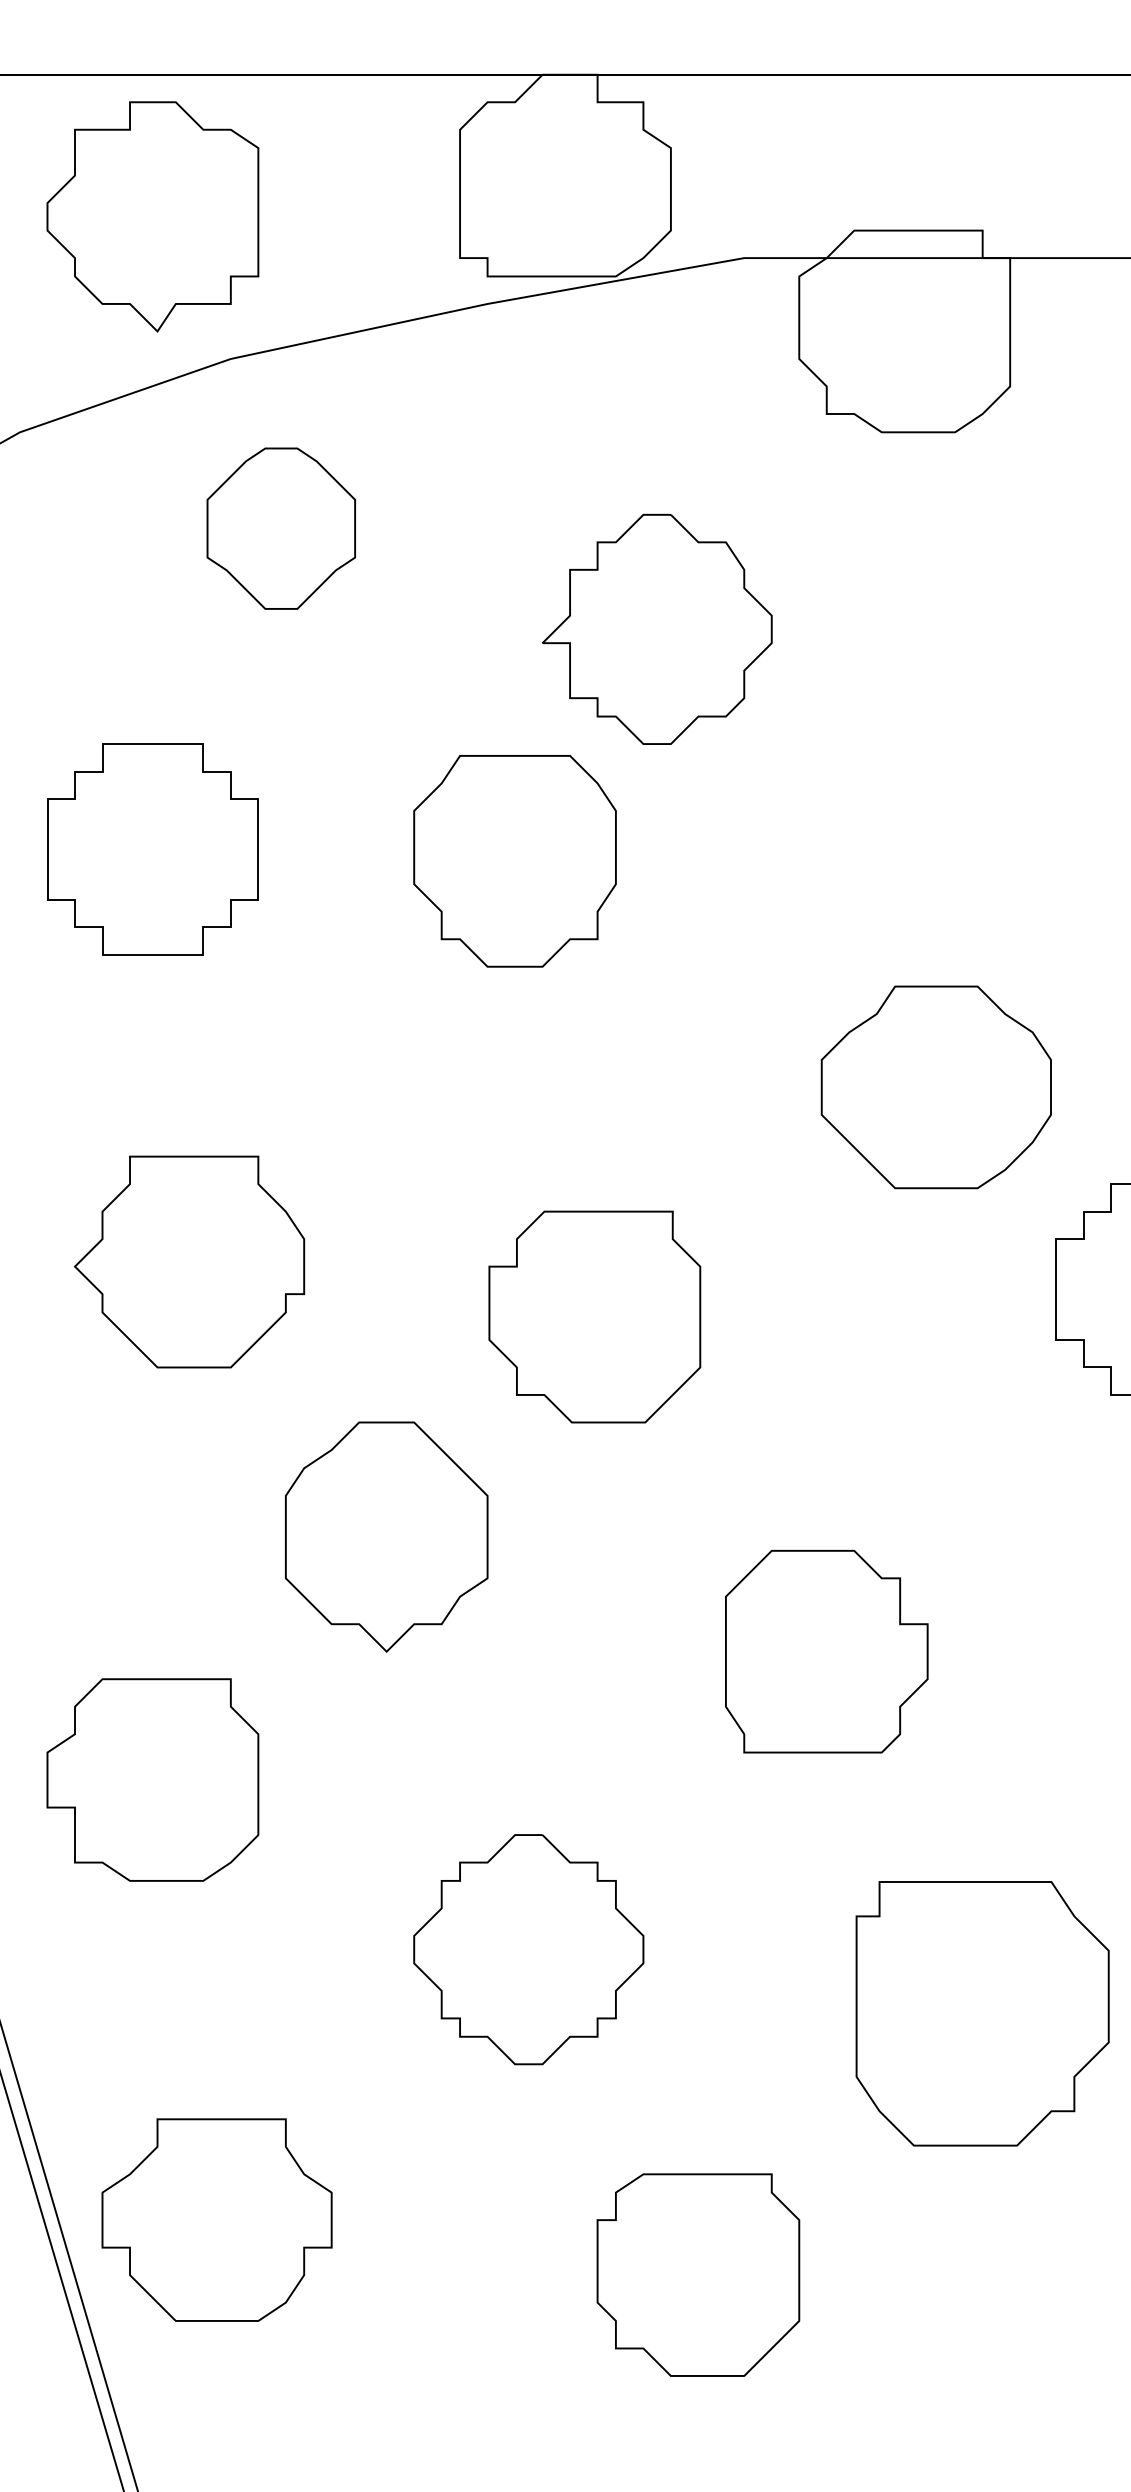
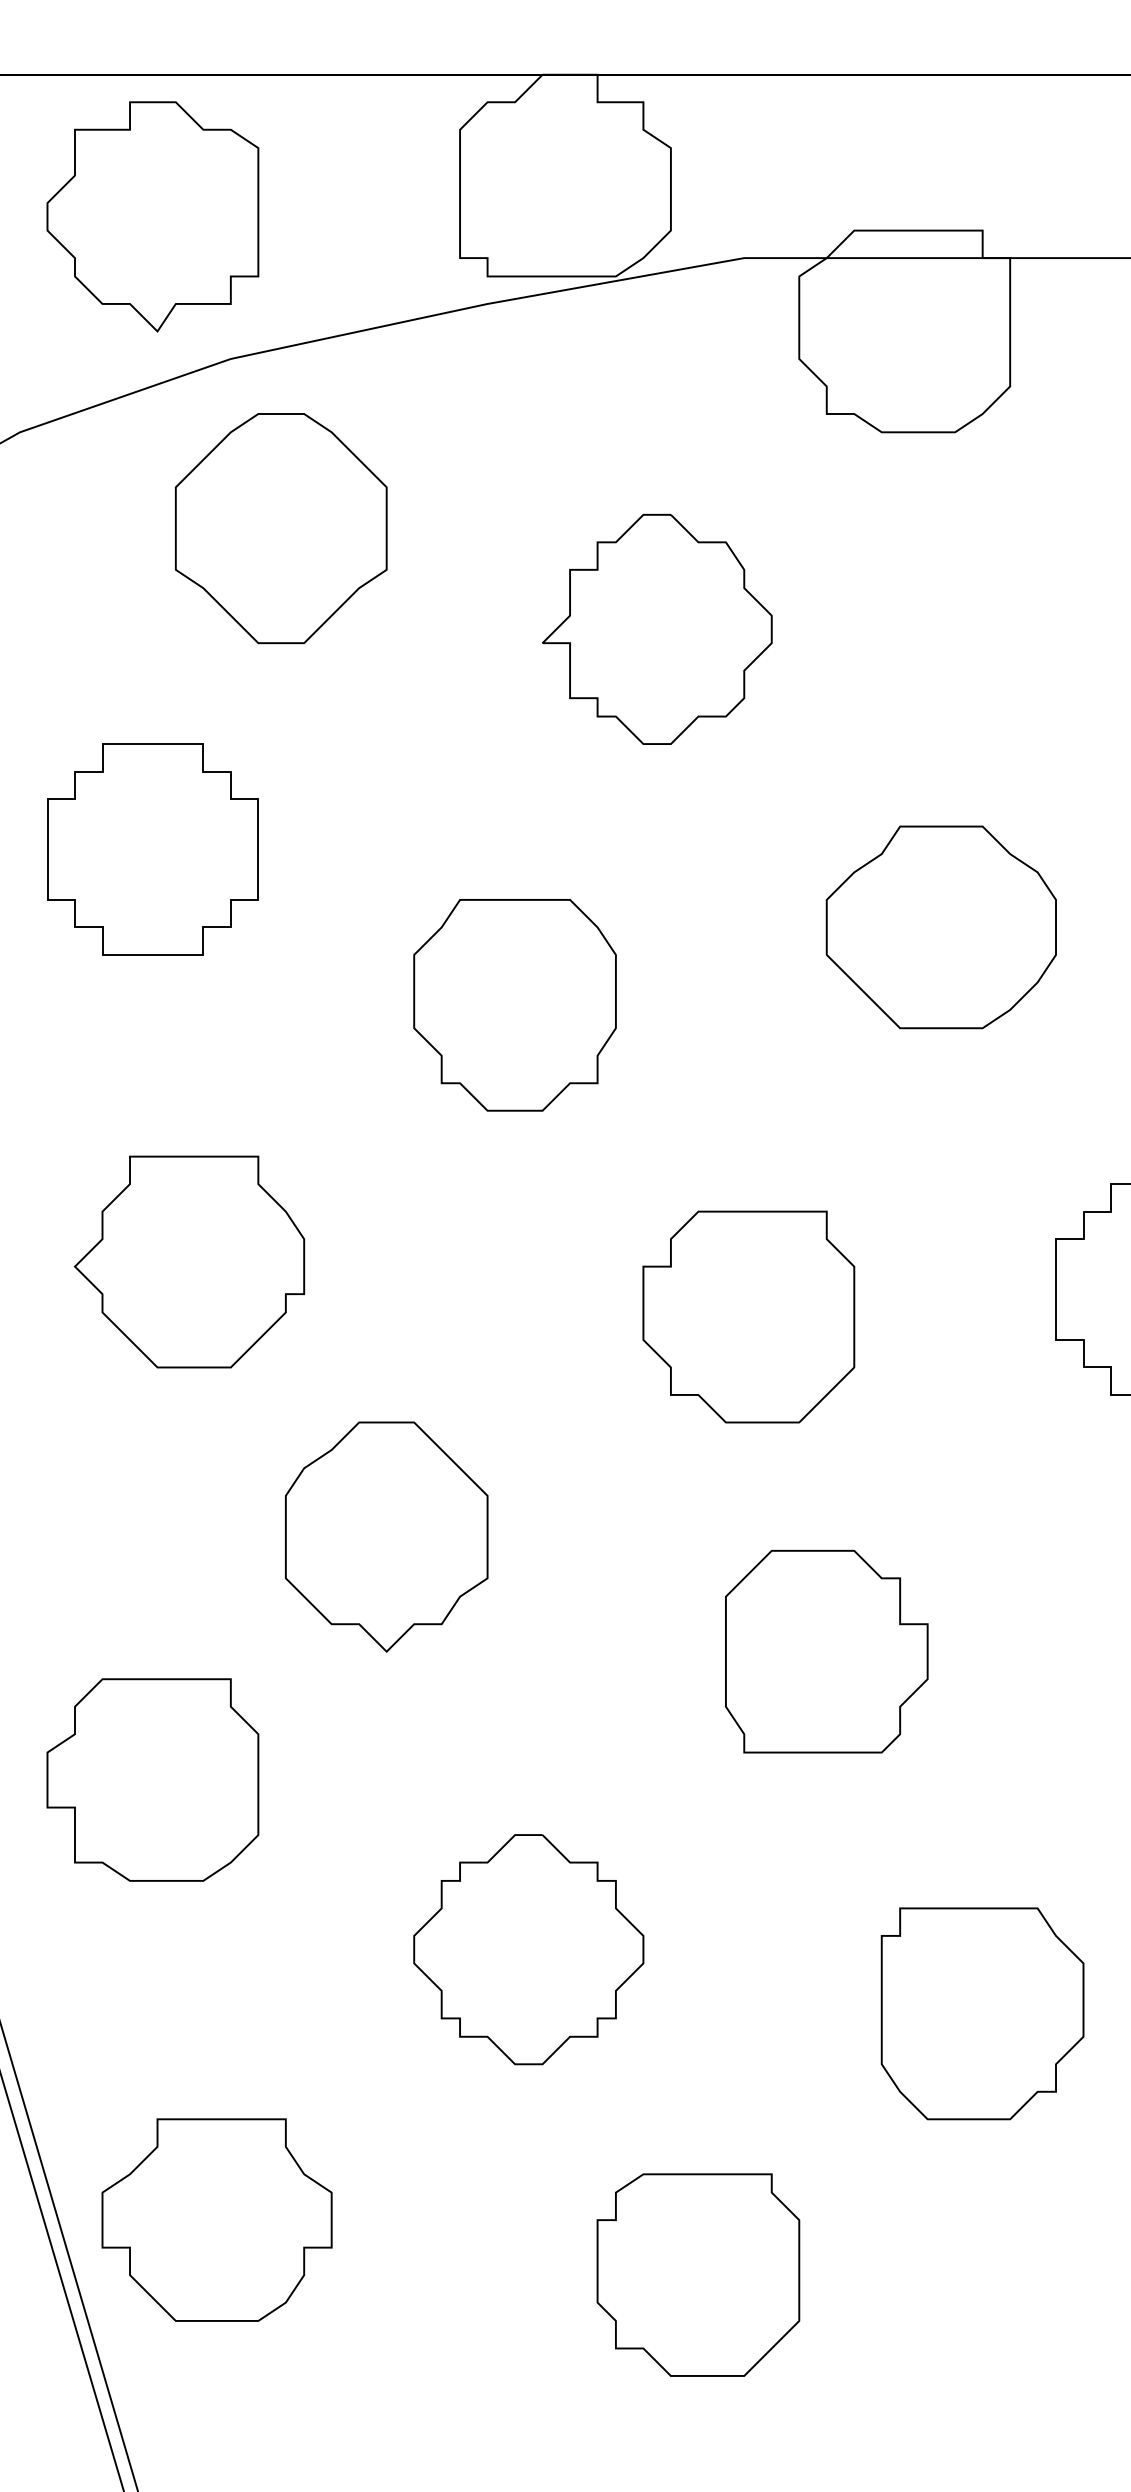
part size: 150x163 px -> 213x232 px (281, 528)
part position: (514, 861) -> (514, 1005) (514, 1005)
part position: (935, 1087) -> (940, 927) (940, 927)
part position: (594, 1316) -> (748, 1316) (748, 1316)
part size: 255x266 px -> 205x214 px (982, 2013)
